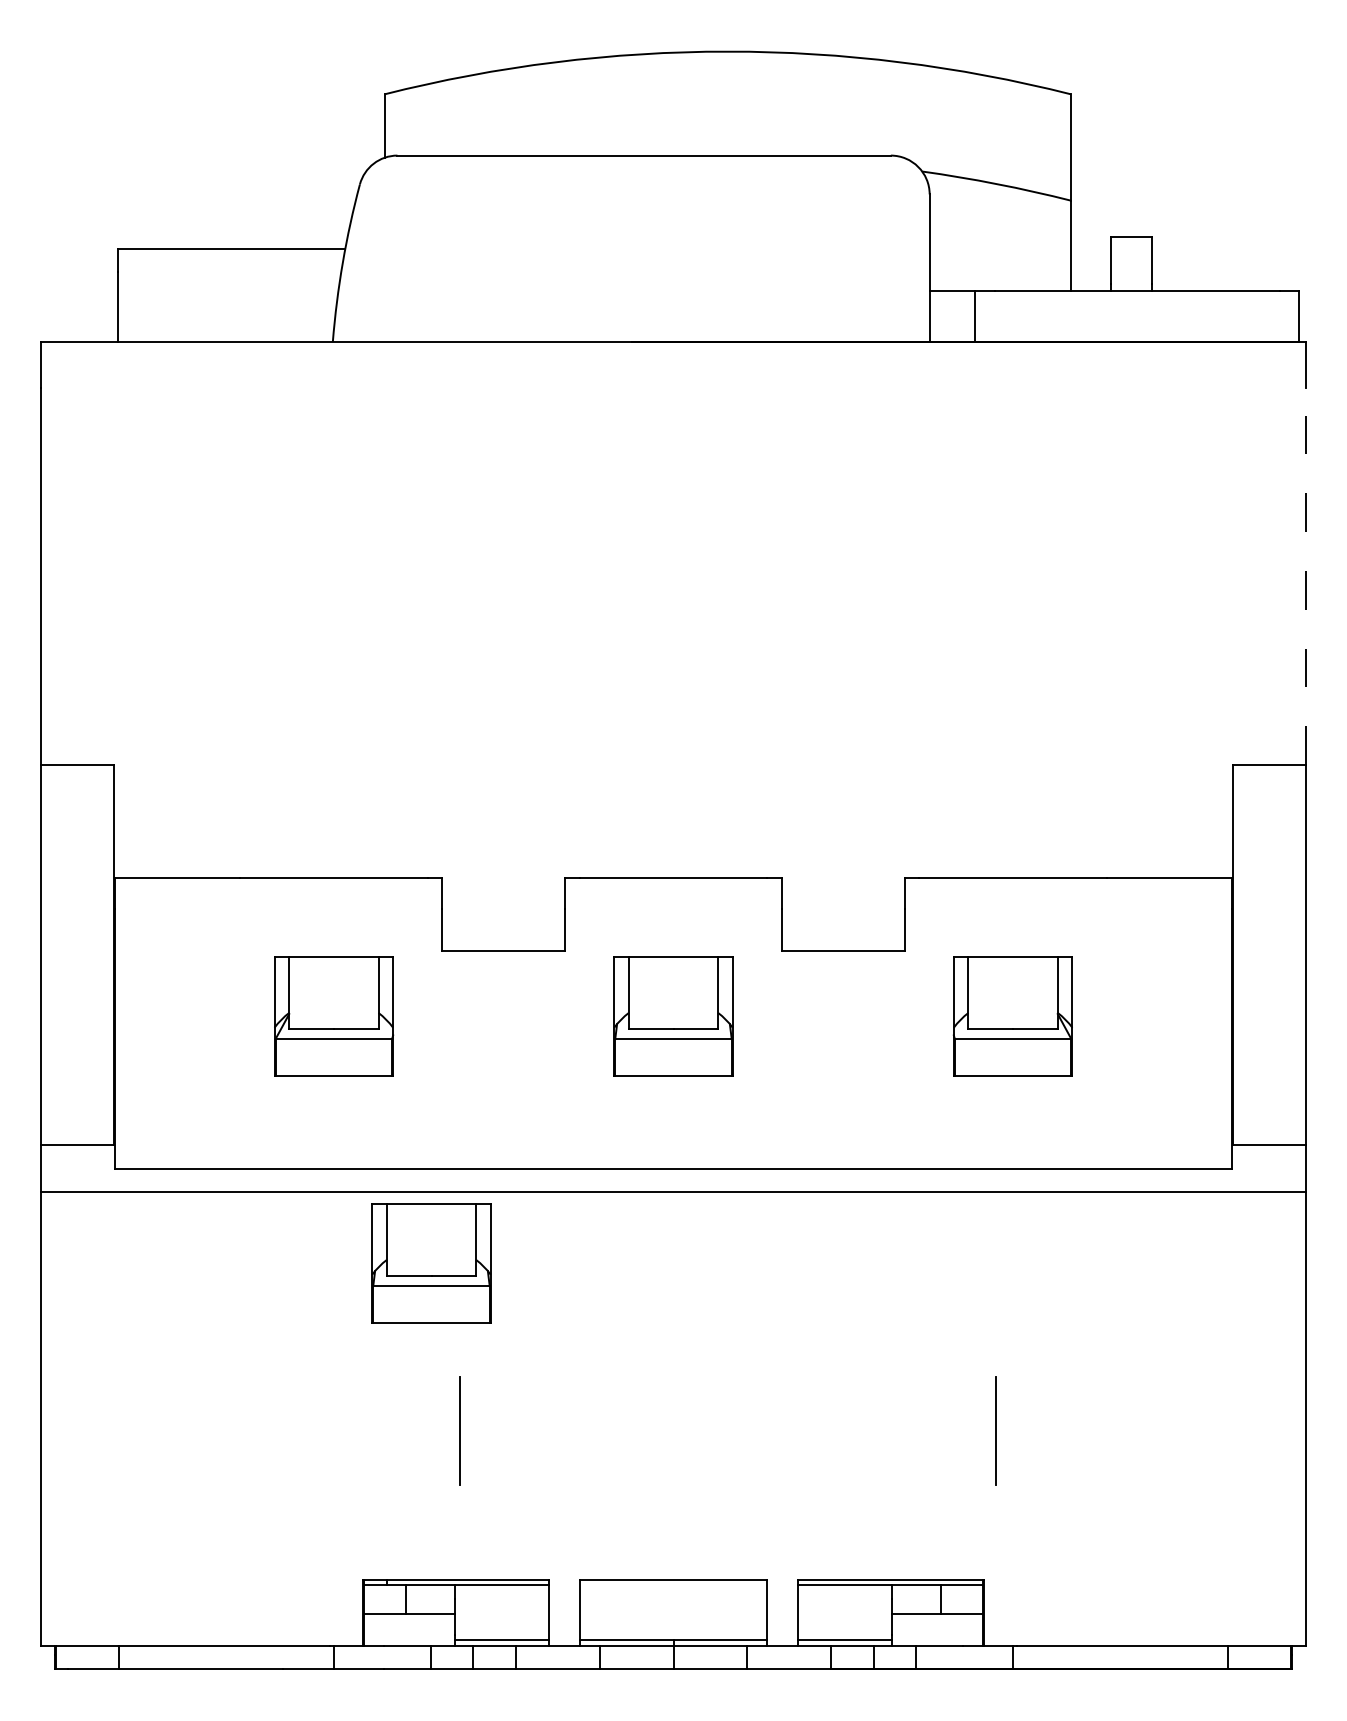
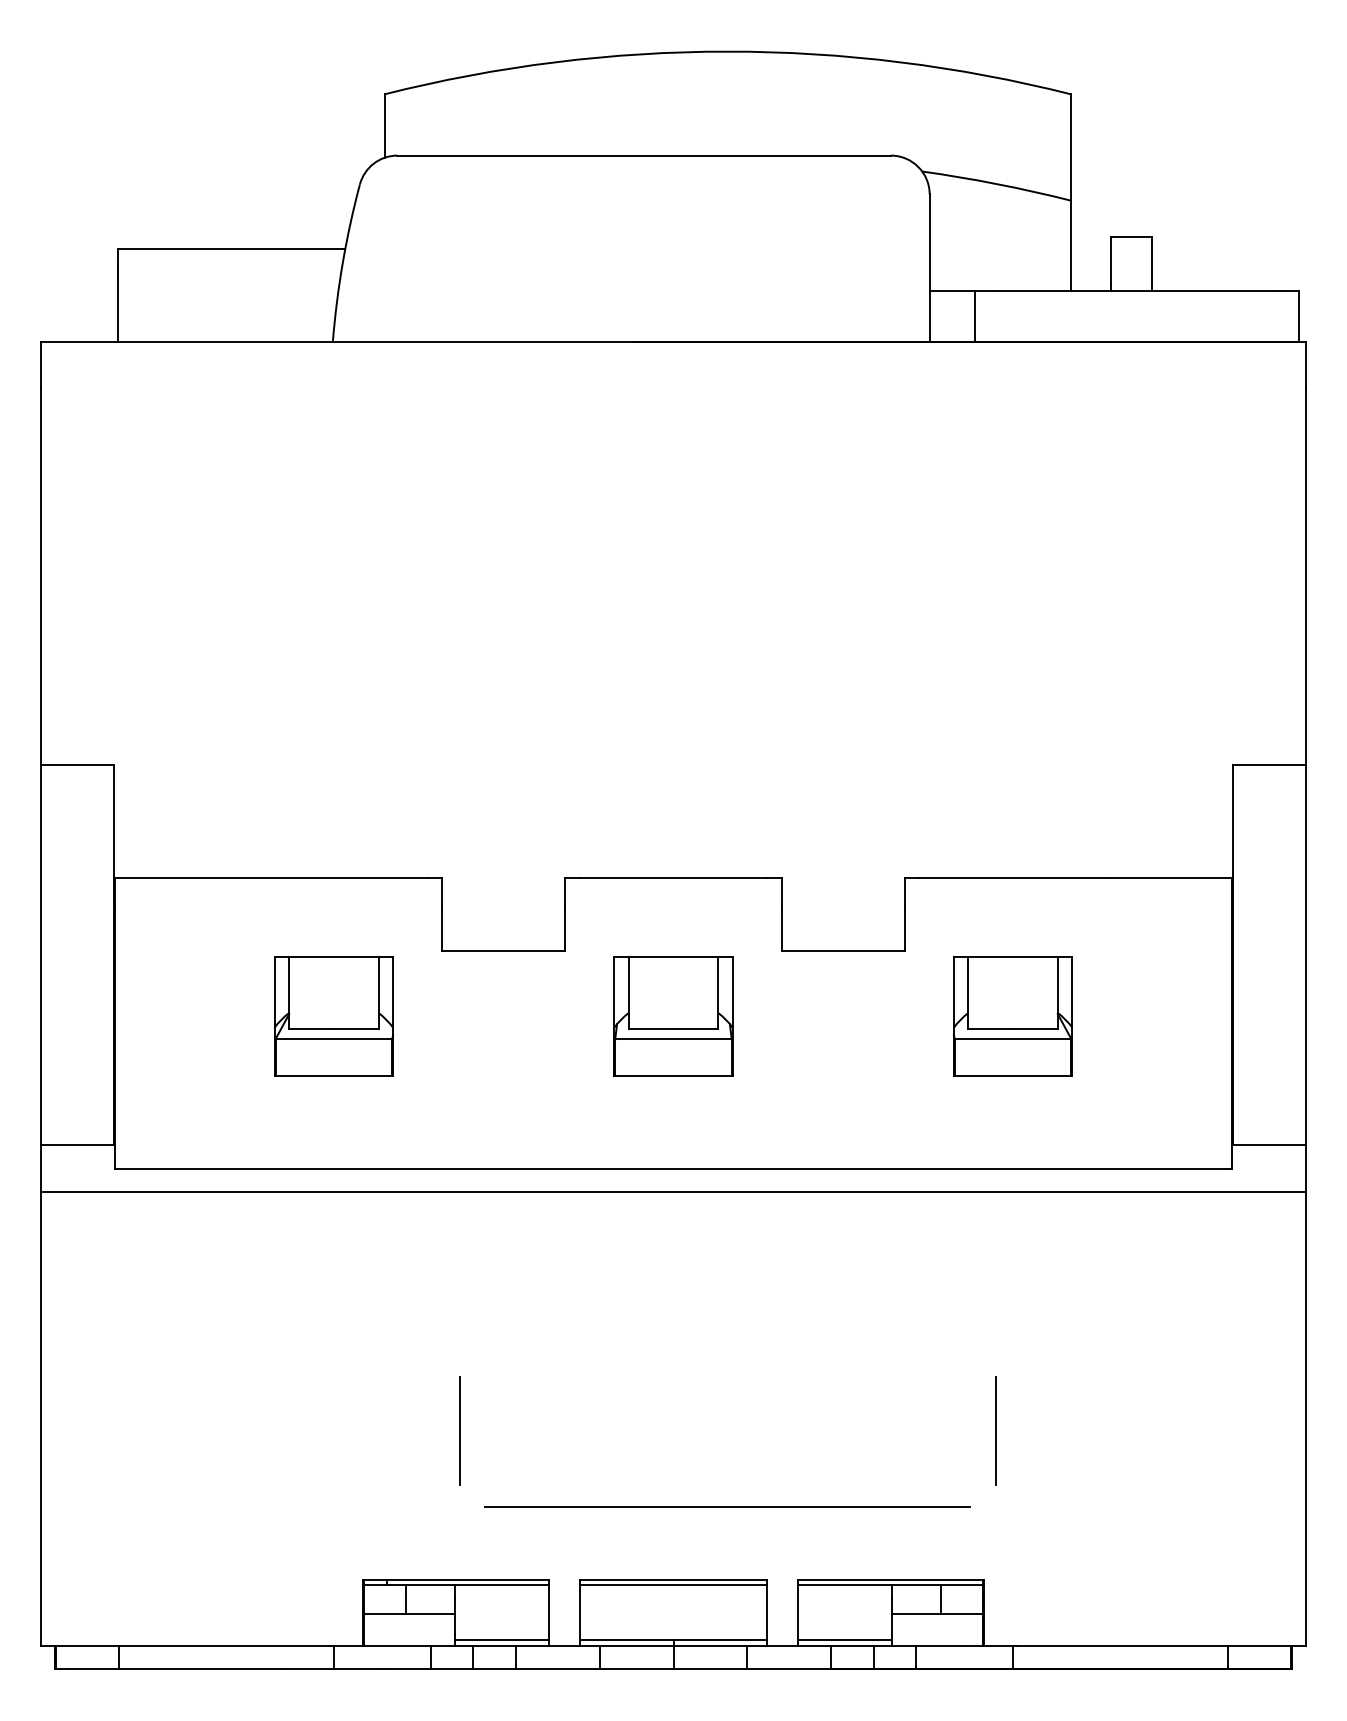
line: dashed -> solid (1306, 576)
part: present -> none (431, 1263)
line: none -> present (727, 1507)
line: none -> present (673, 1584)
